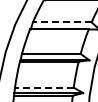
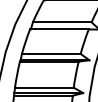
line: dashed -> solid (61, 22)
line: dashed -> solid (43, 87)
